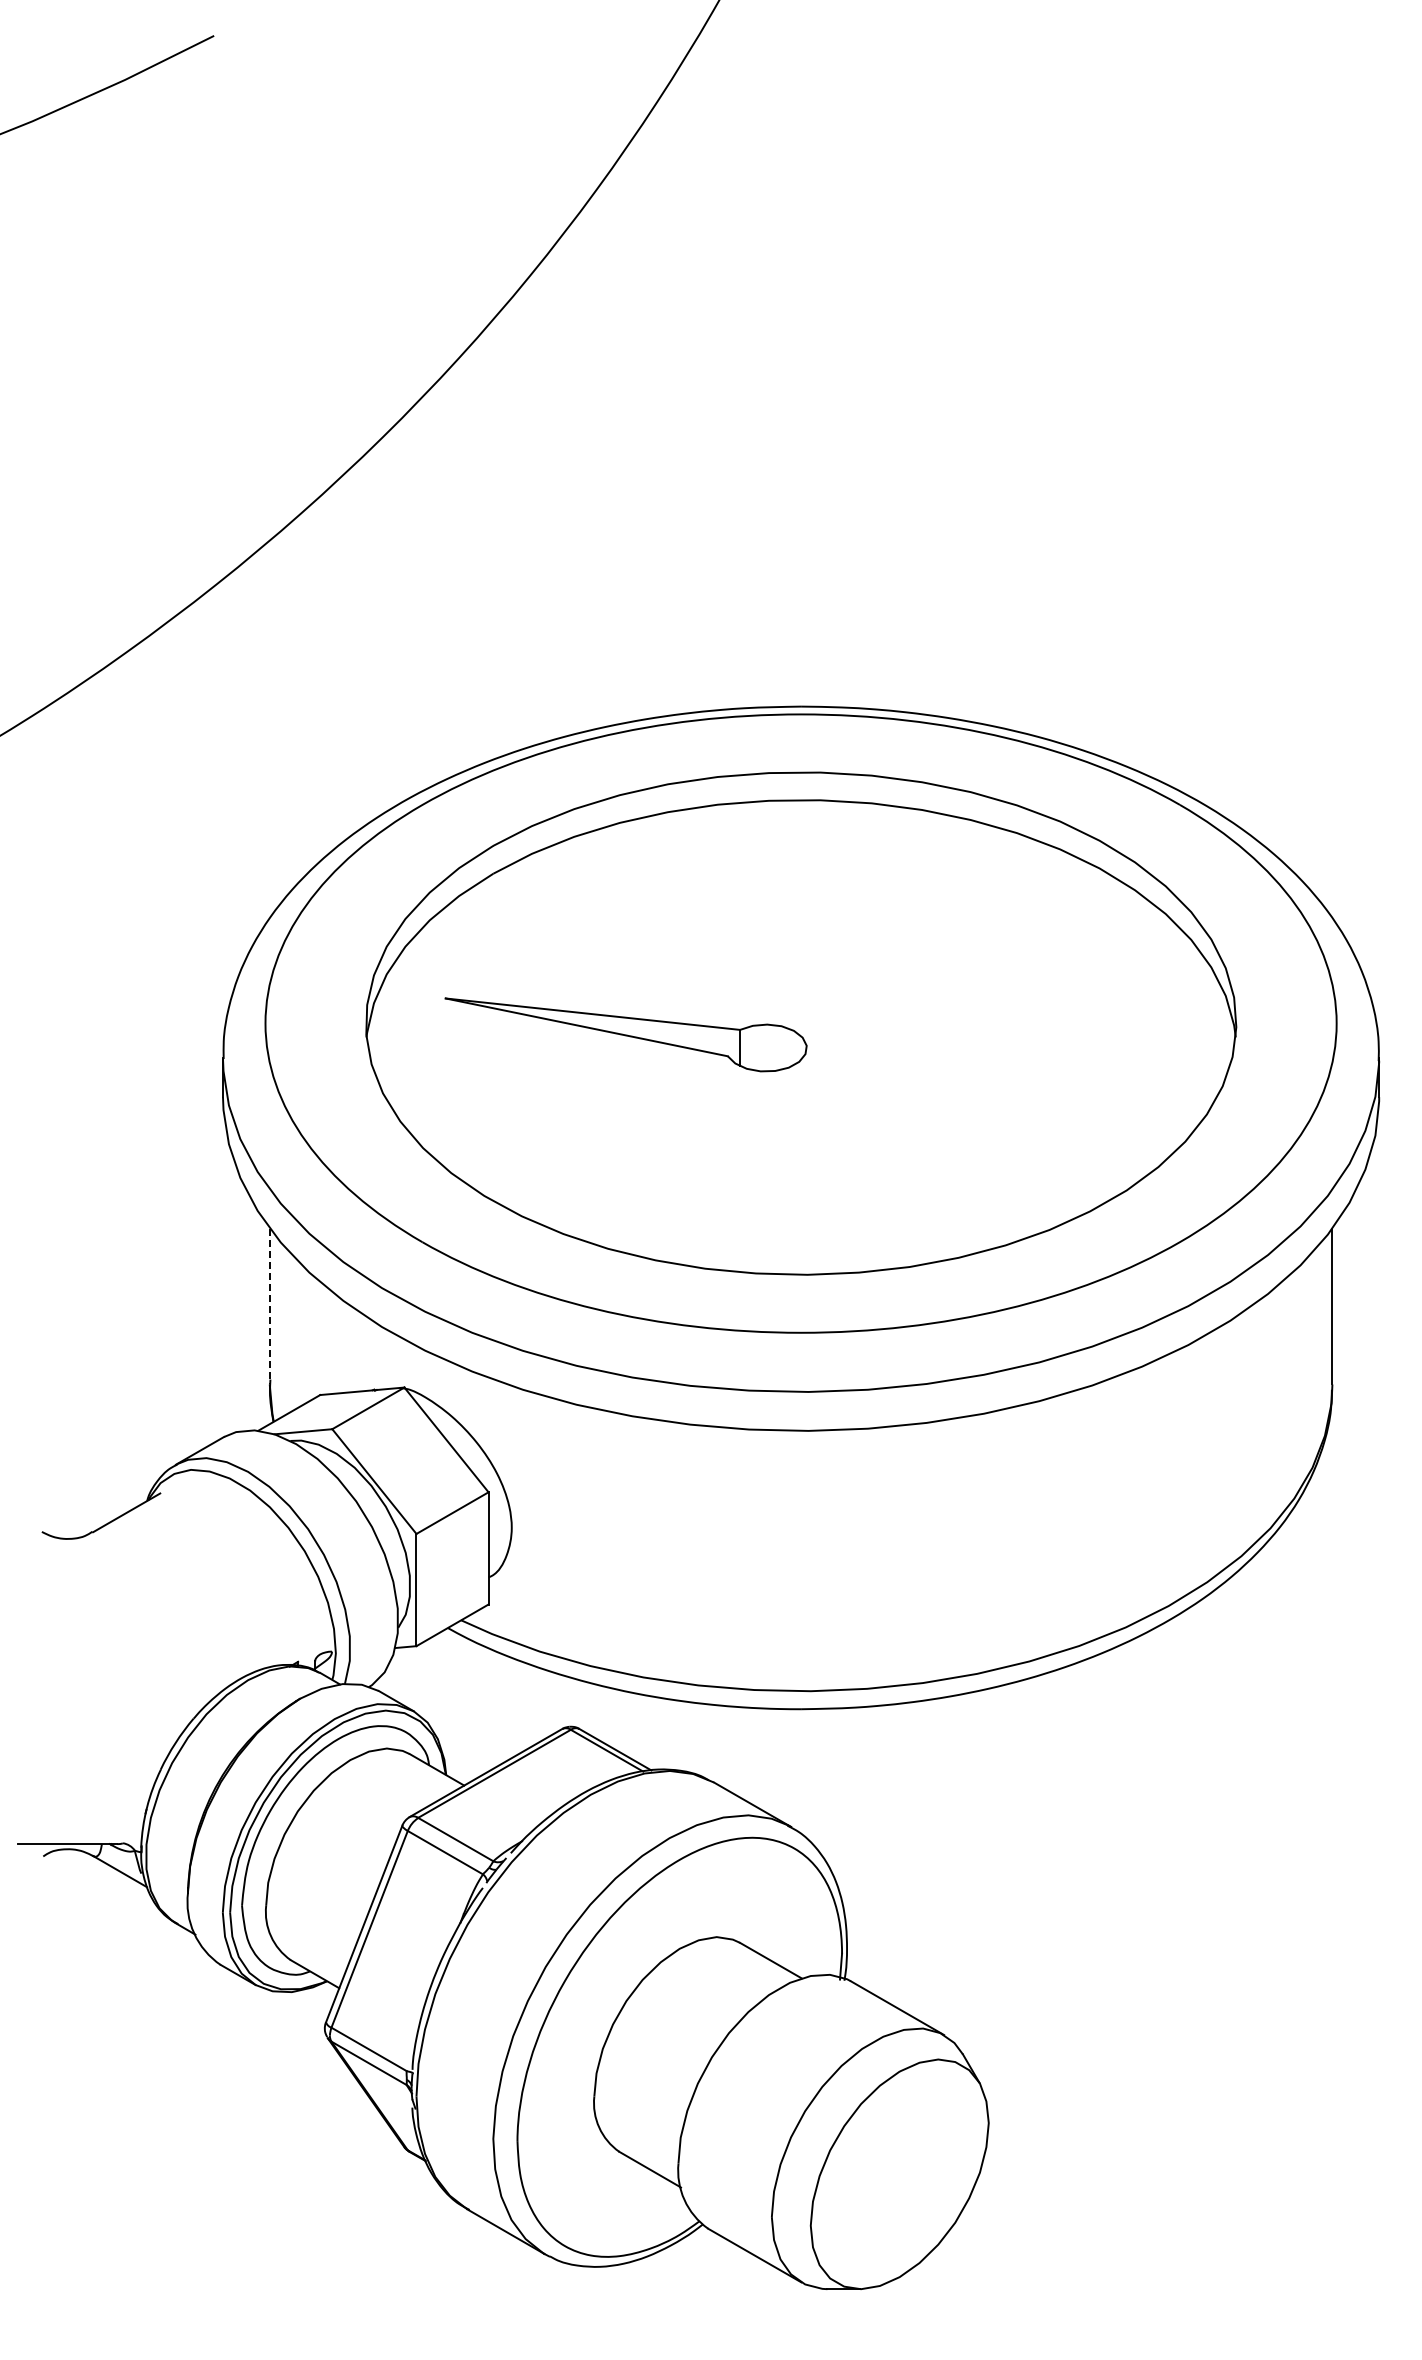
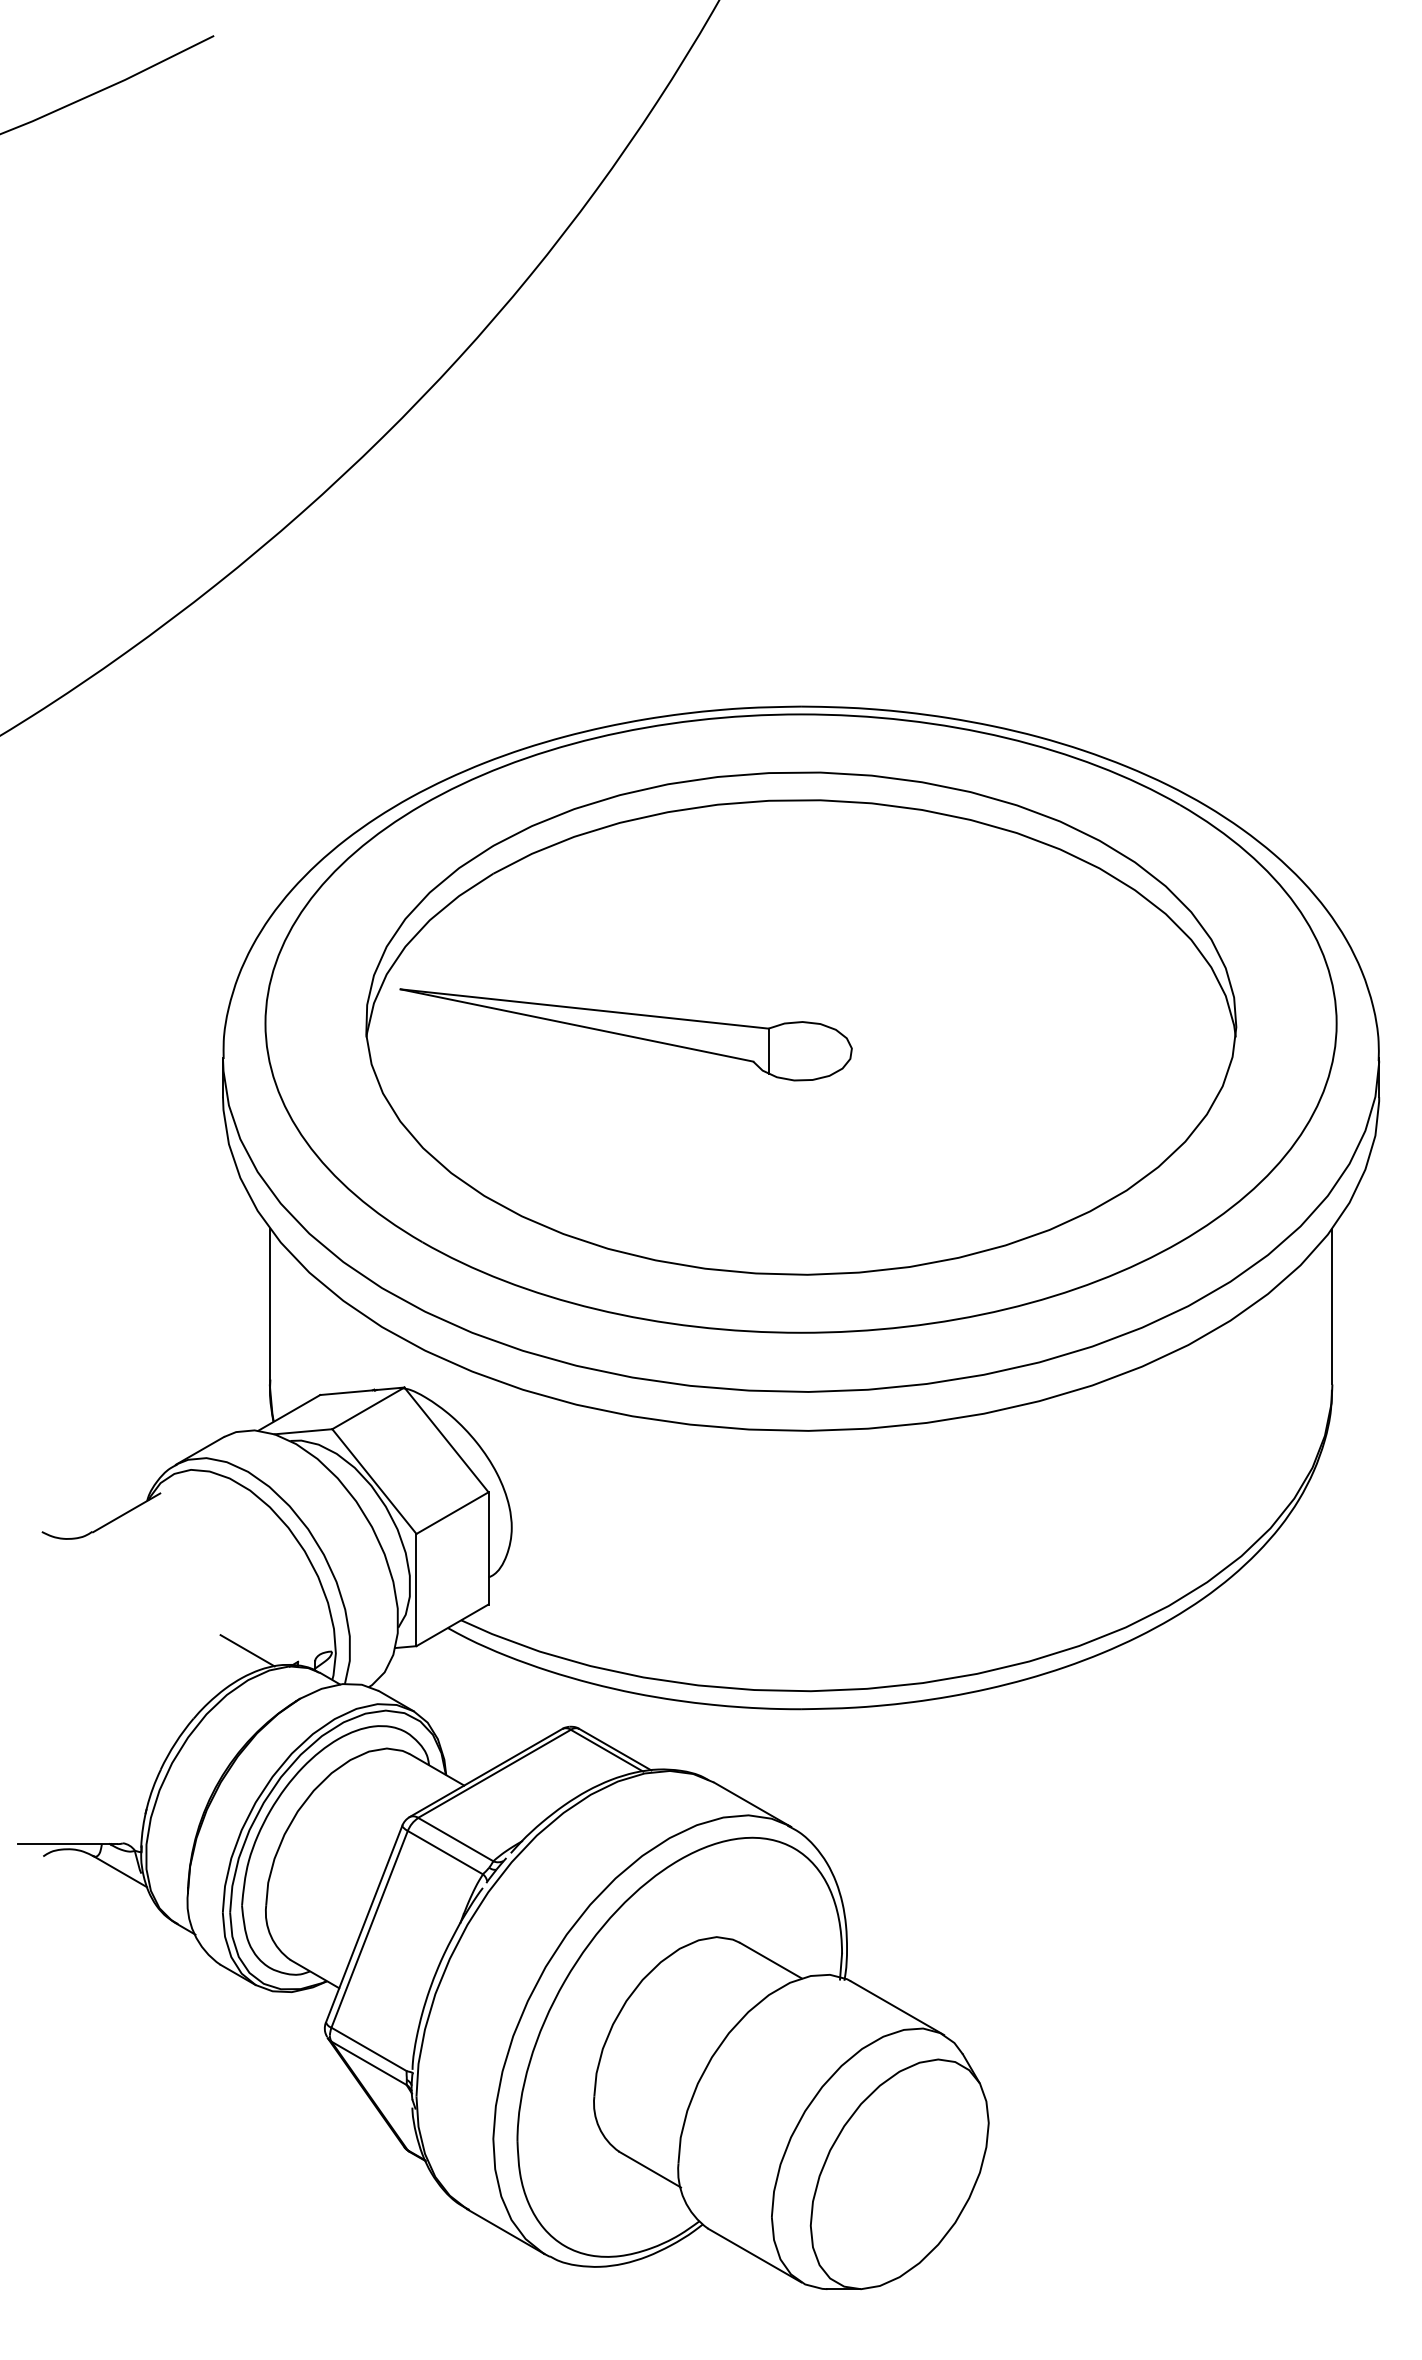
part size: 364x76 px -> 454x94 px (625, 1034)
line: dashed -> solid (269, 1306)
line: none -> present (247, 1650)
